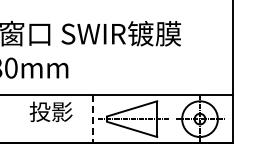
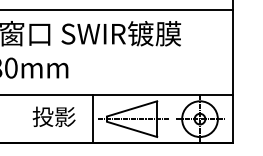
line: none -> present (117, 9)
text position: (50, 111) -> (53, 116) (53, 116)
line: dashed -> solid (92, 119)
